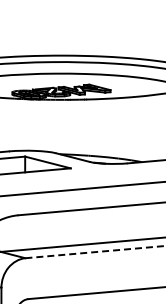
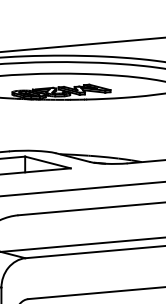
line: none -> present (82, 44)
line: dashed -> solid (96, 252)
